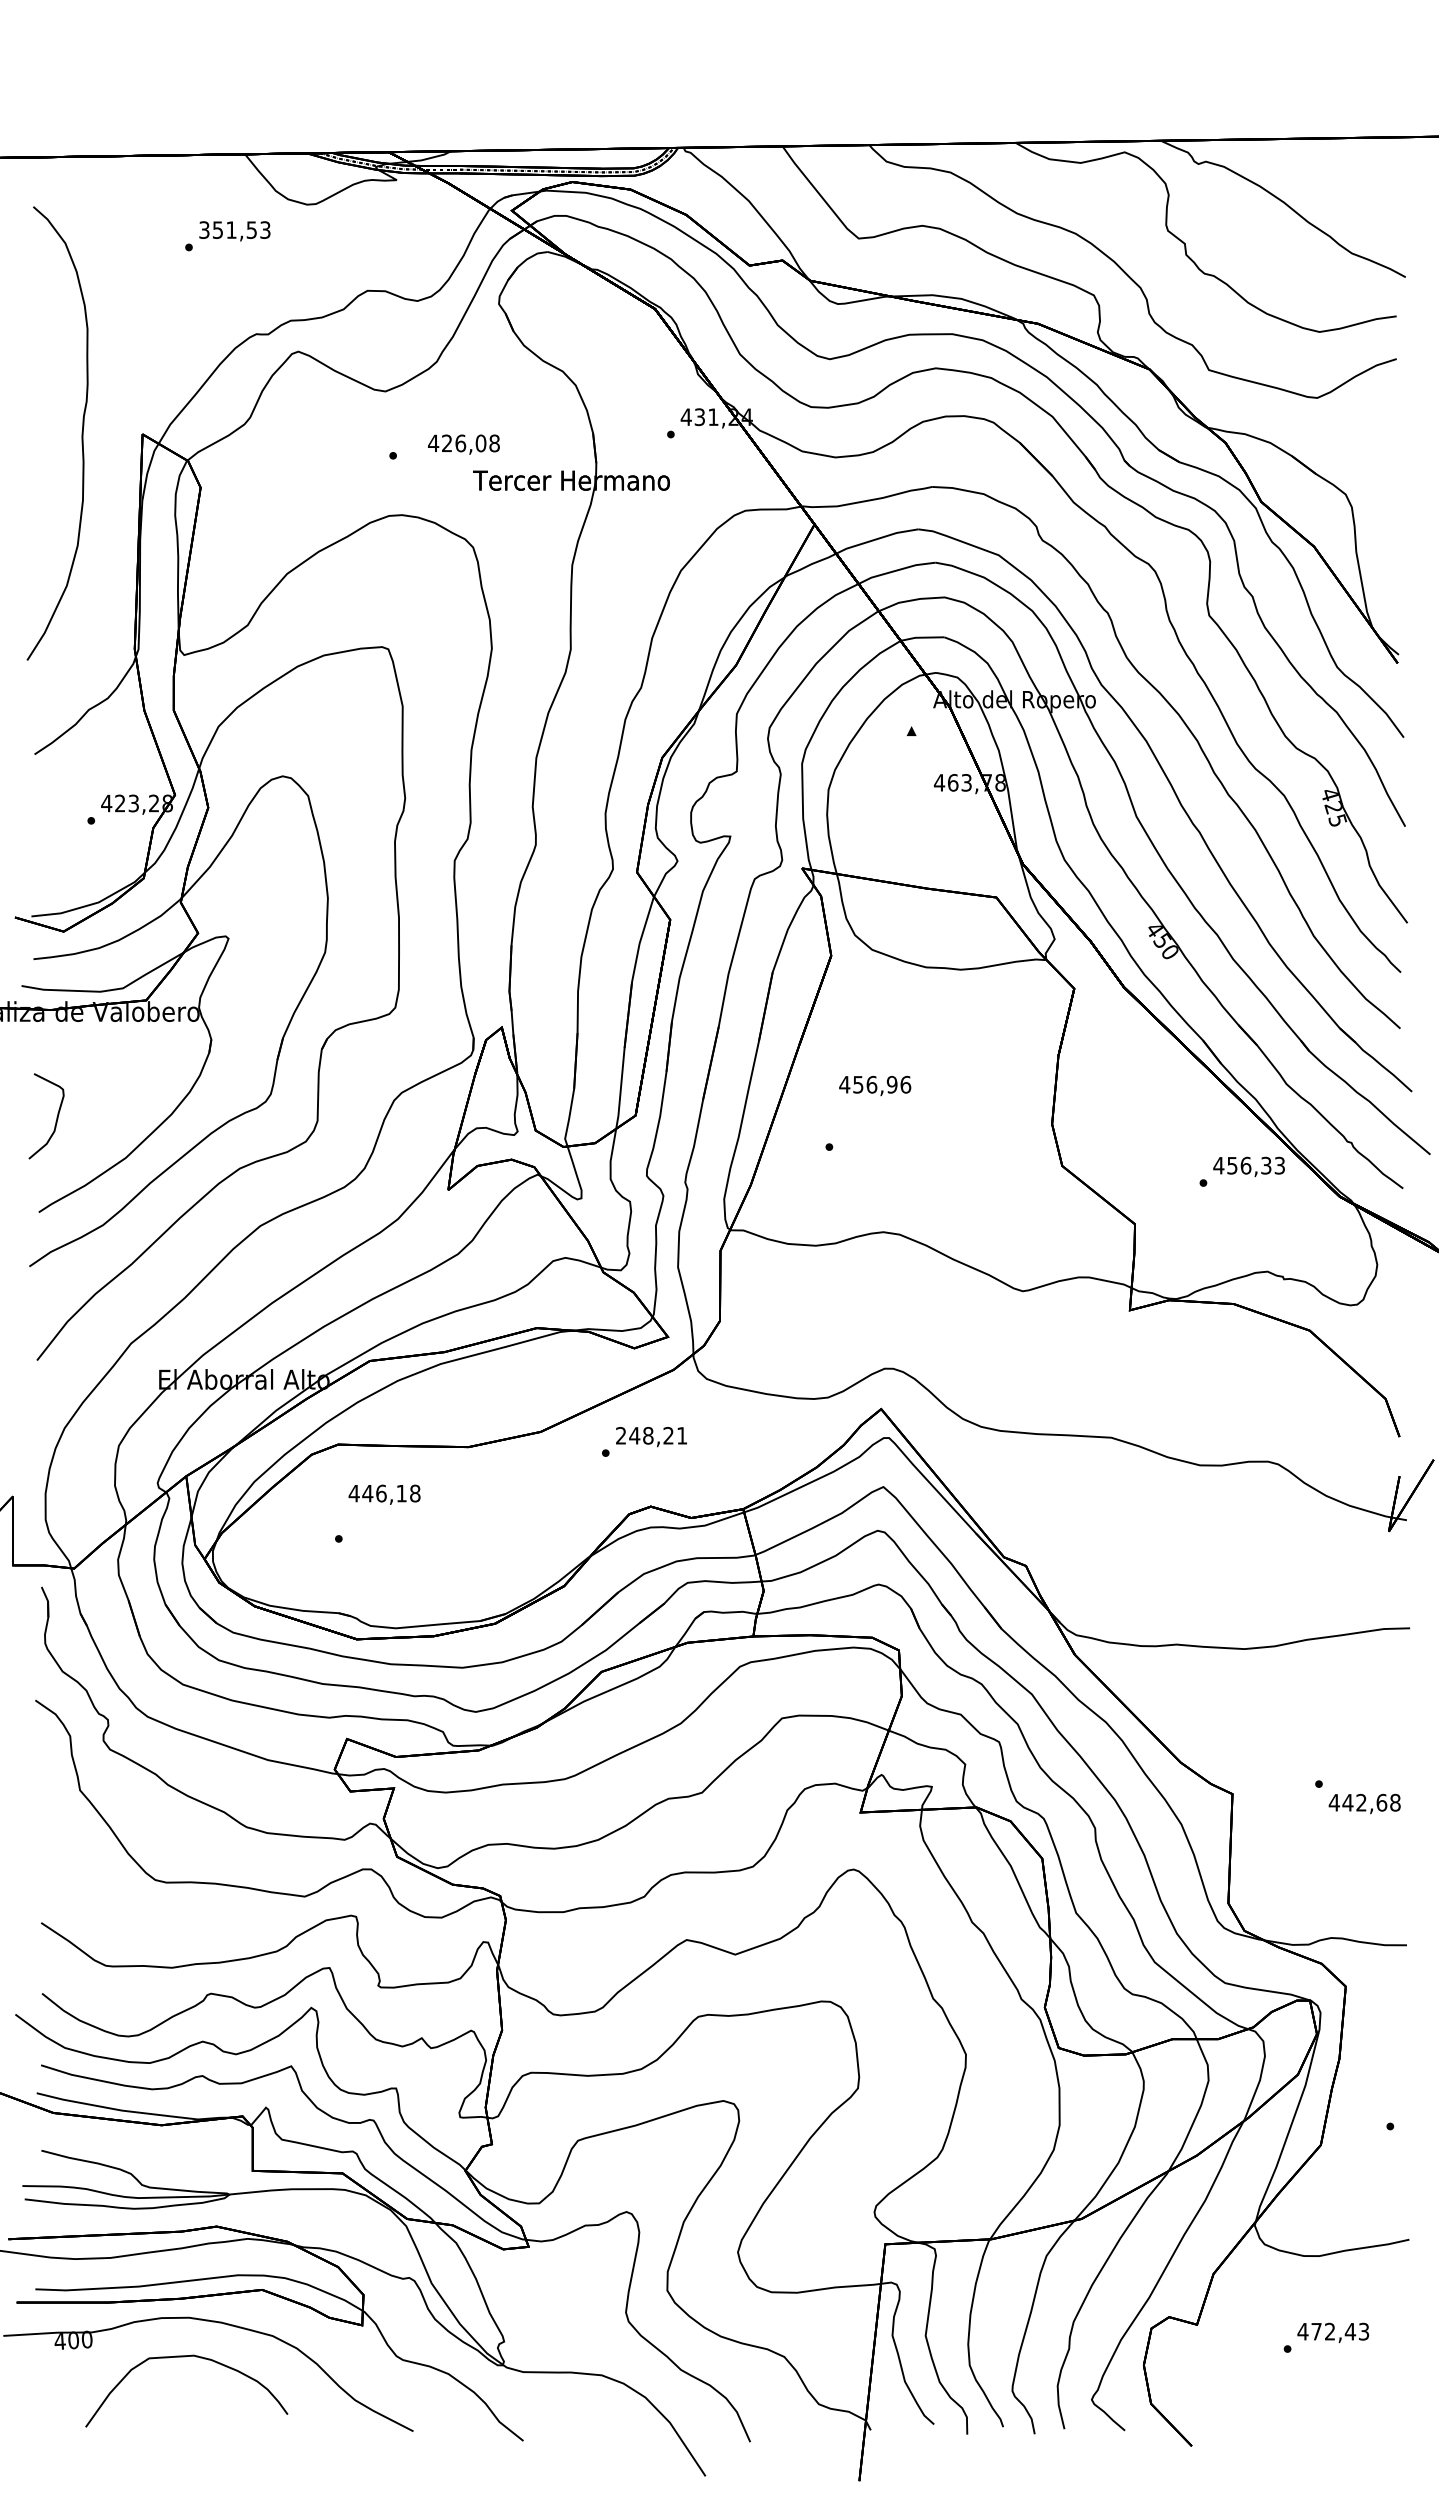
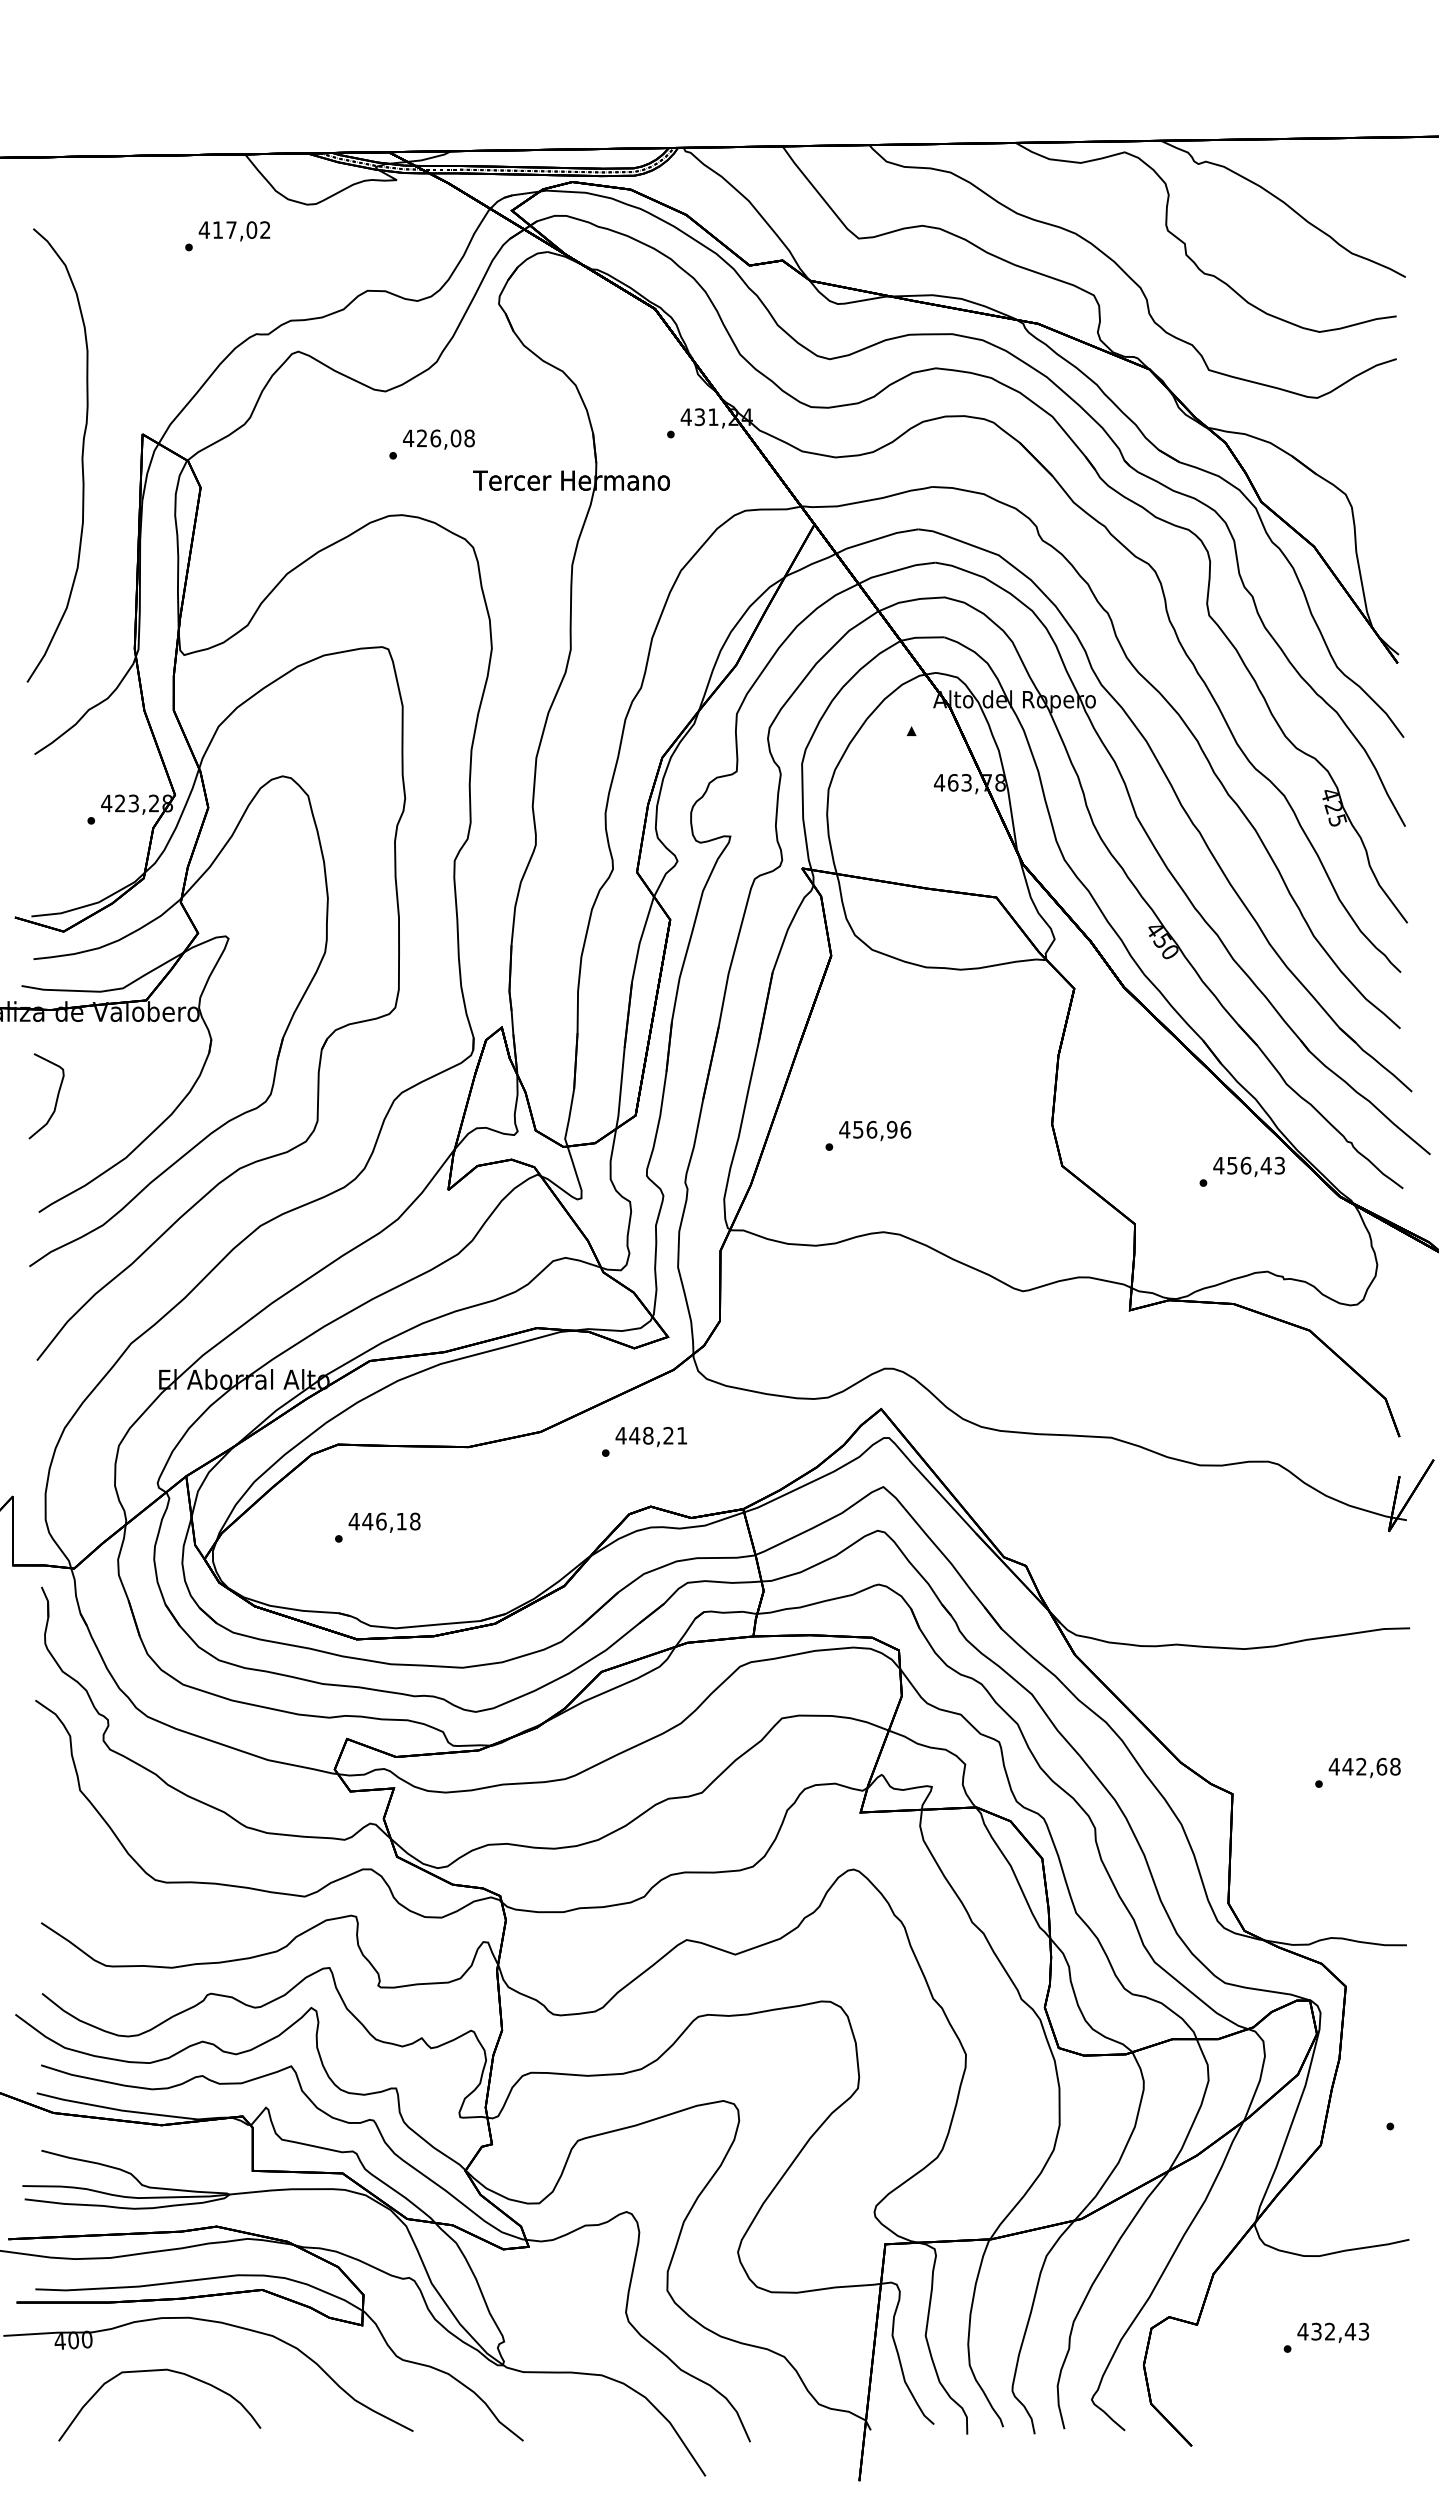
text: 351,53 -> 417,02 (234, 229)
curve position: (81, 433) -> (81, 455) (81, 455)
text position: (463, 444) -> (438, 439) (438, 439)
text position: (875, 1085) -> (875, 1130) (875, 1130)
curve position: (56, 1117) -> (56, 1097) (56, 1097)
text: 456,33 -> 456,43 (1265, 1165)
text: 248,21 -> 448,21 (620, 1435)
text position: (384, 1494) -> (384, 1522) (384, 1522)
text position: (1364, 1803) -> (1364, 1767) (1364, 1767)
text: 472,43 -> 432,43 (1316, 2331)
curve position: (185, 2357) -> (158, 2371) (158, 2371)
